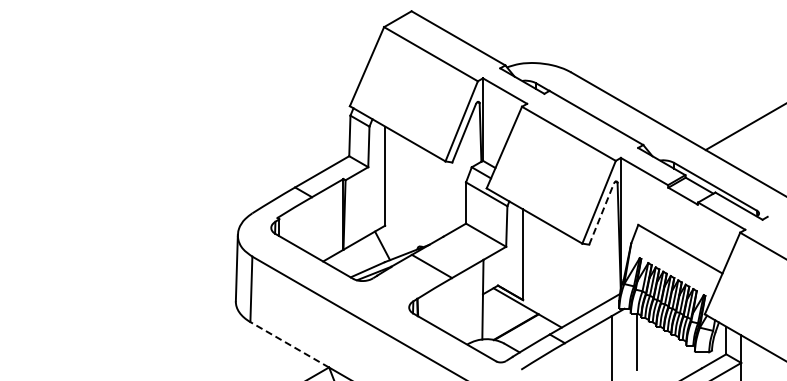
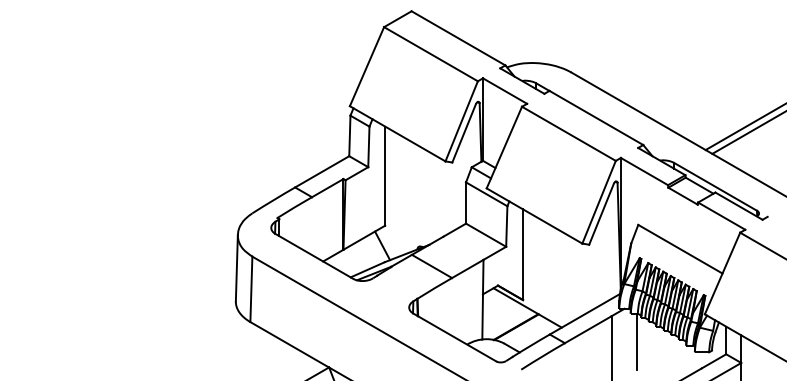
line: none -> present (747, 132)
line: dashed -> solid (601, 214)
line: dashed -> solid (289, 344)
